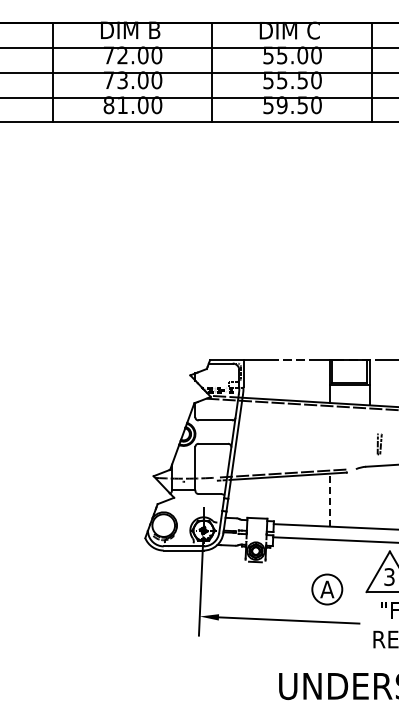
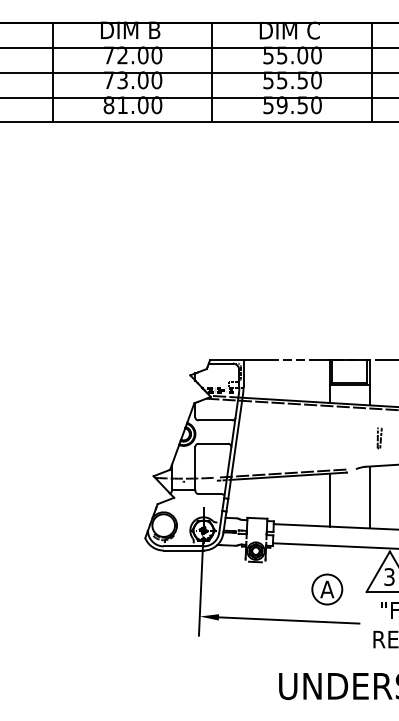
part position: (379, 444) -> (379, 438) (379, 438)
line: none -> present (369, 497)
line: dashed -> solid (329, 499)
line position: (333, 539) -> (333, 545) (333, 545)
